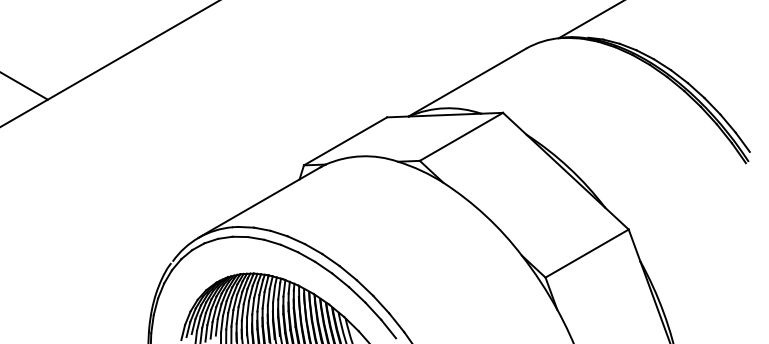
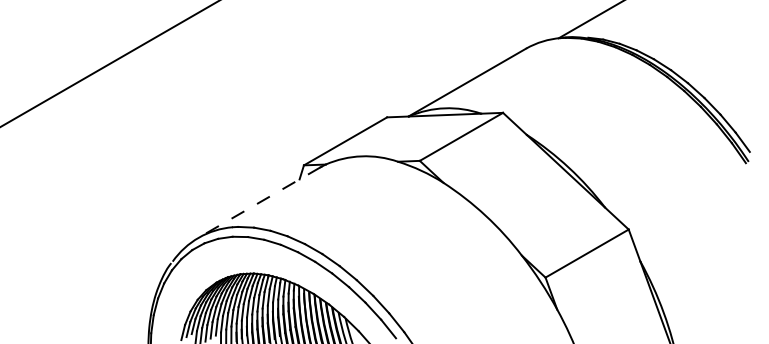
line: present -> none (24, 86)
line: solid -> dashed (259, 202)
